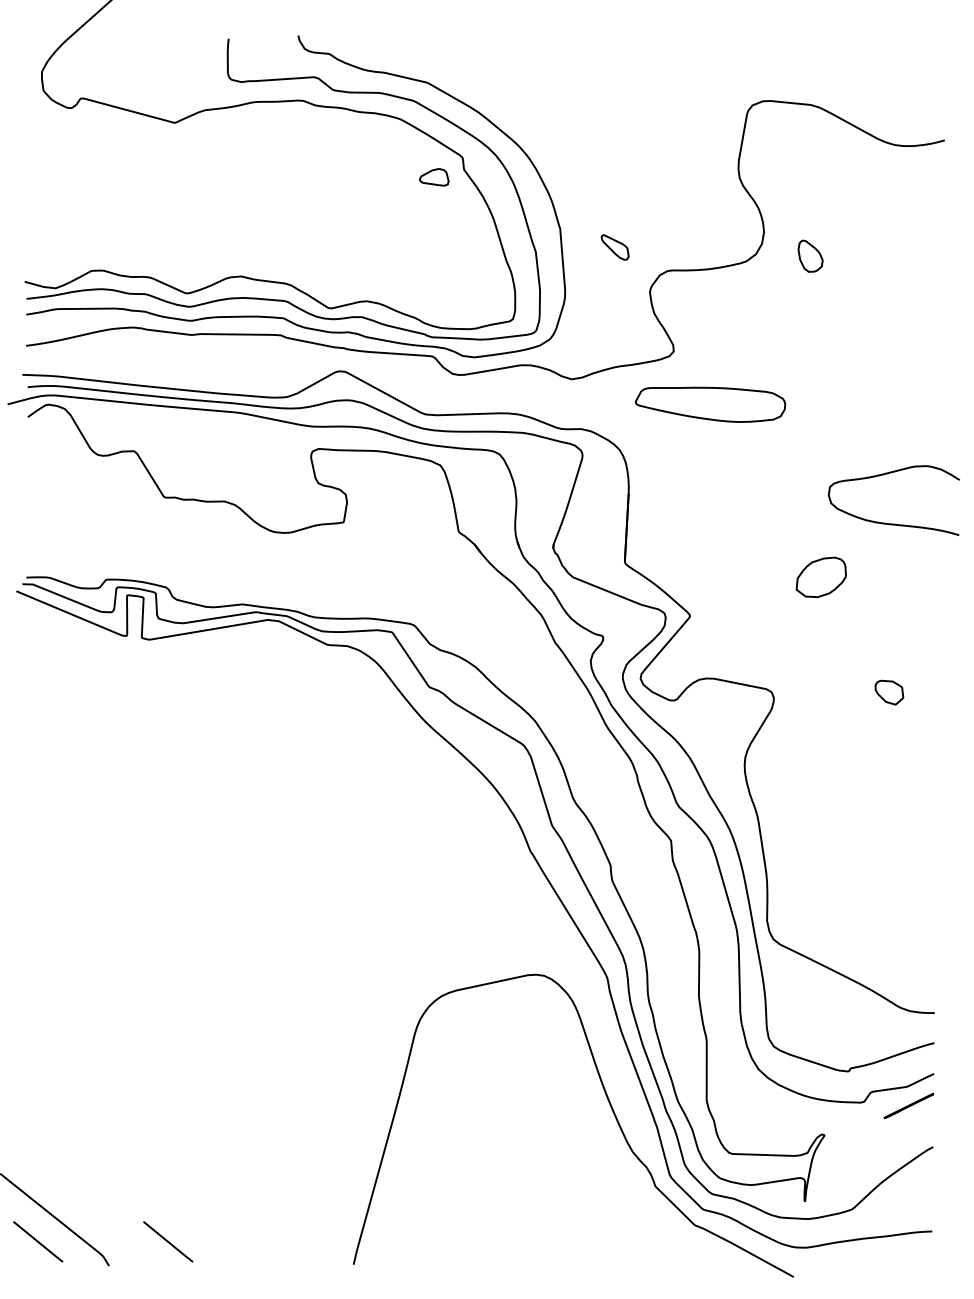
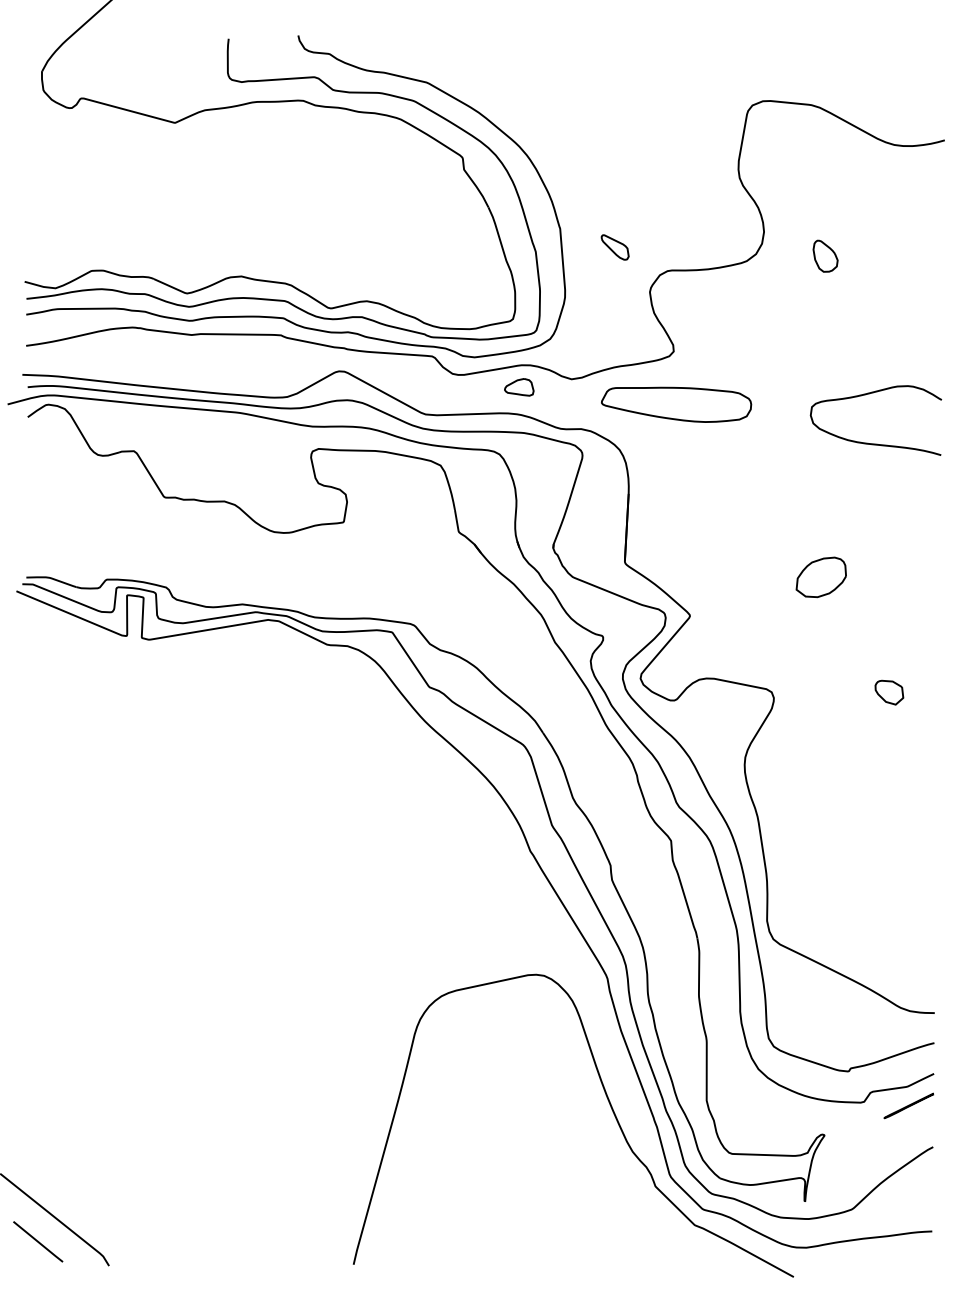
part position: (434, 177) -> (519, 387) (519, 387)
part position: (810, 255) -> (825, 255) (825, 255)
part position: (710, 404) -> (676, 404) (676, 404)
curve position: (893, 523) -> (875, 443) (875, 443)
line: present -> none (168, 1241)
